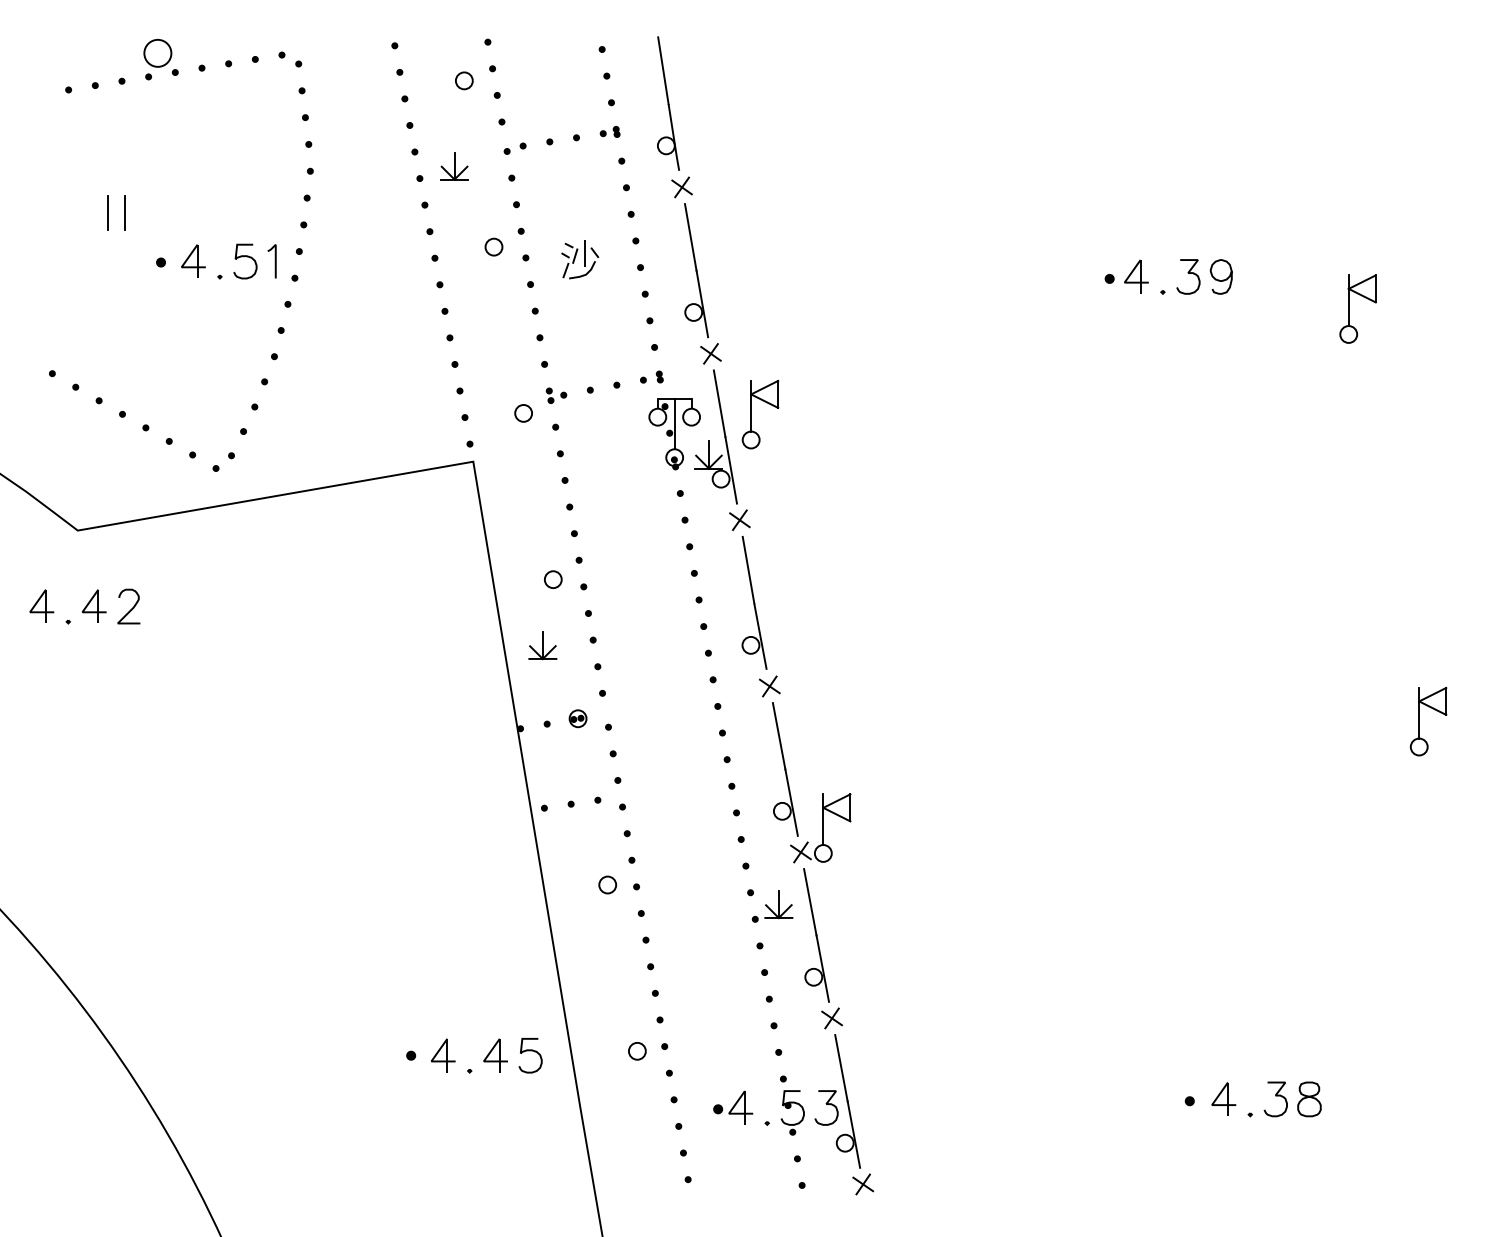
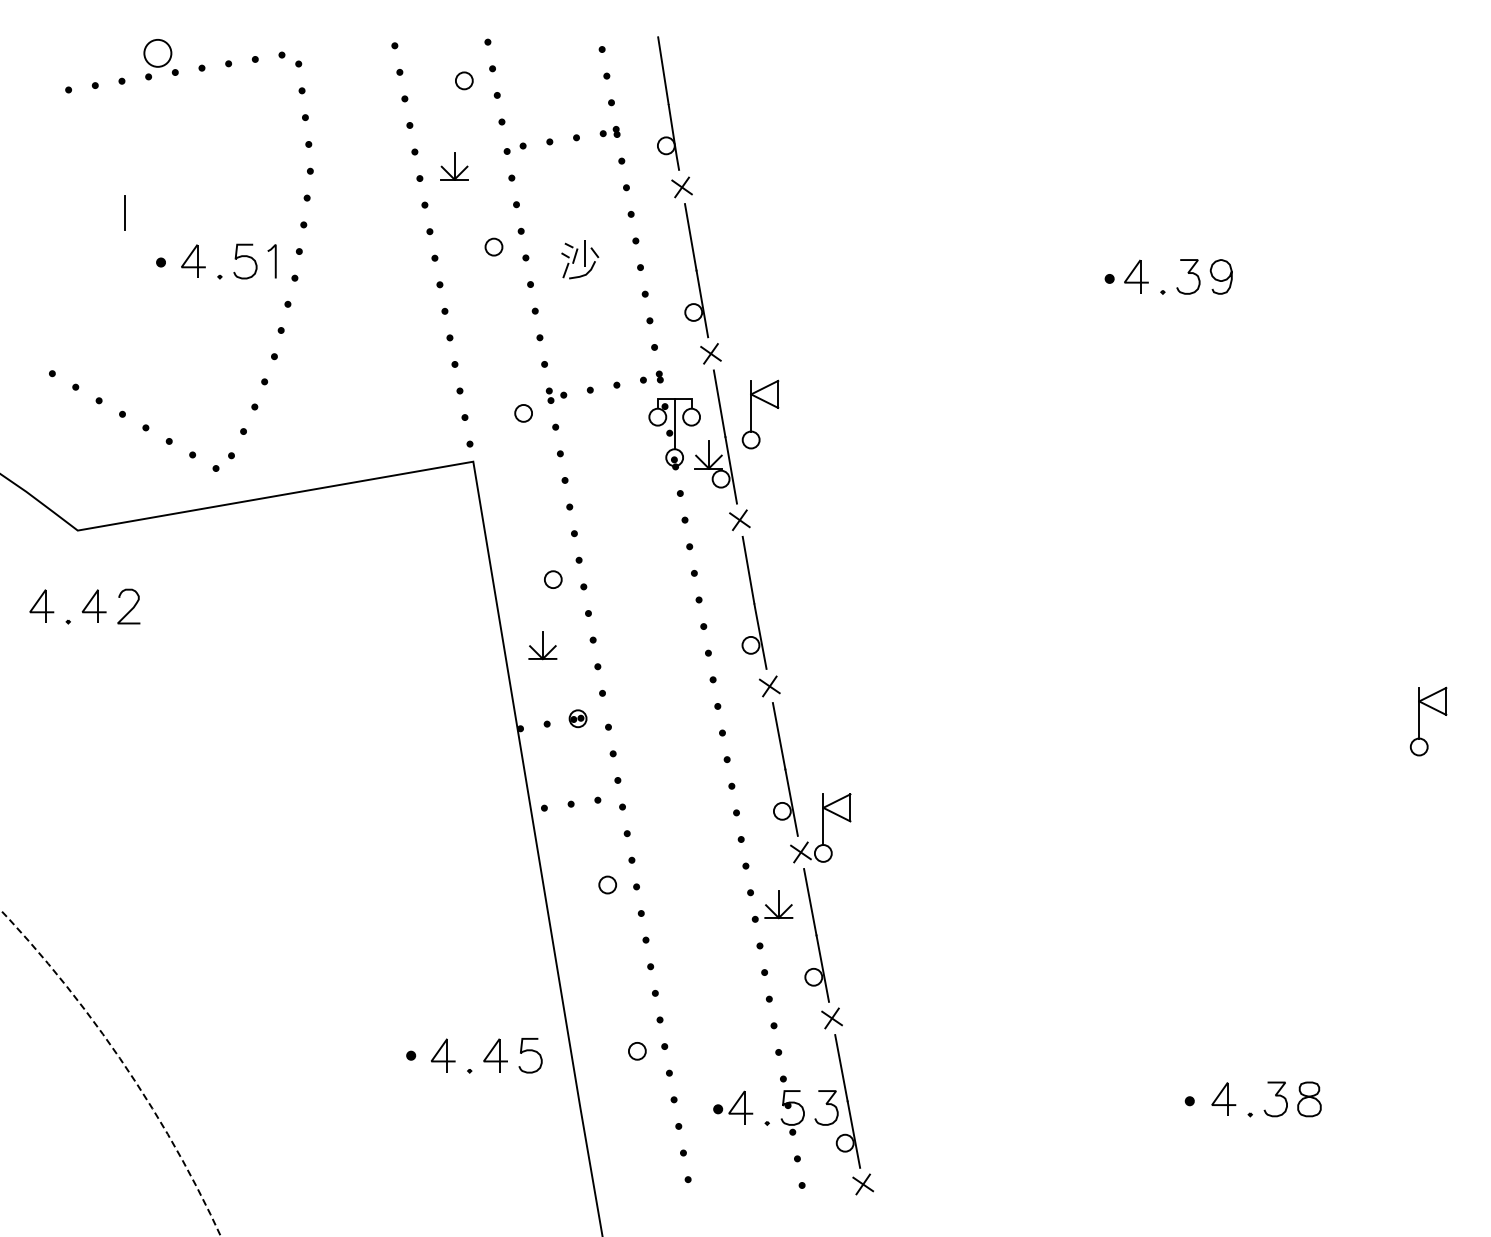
line: present -> none (107, 212)
part: present -> none (1349, 308)
arc: solid -> dashed (123, 1064)
